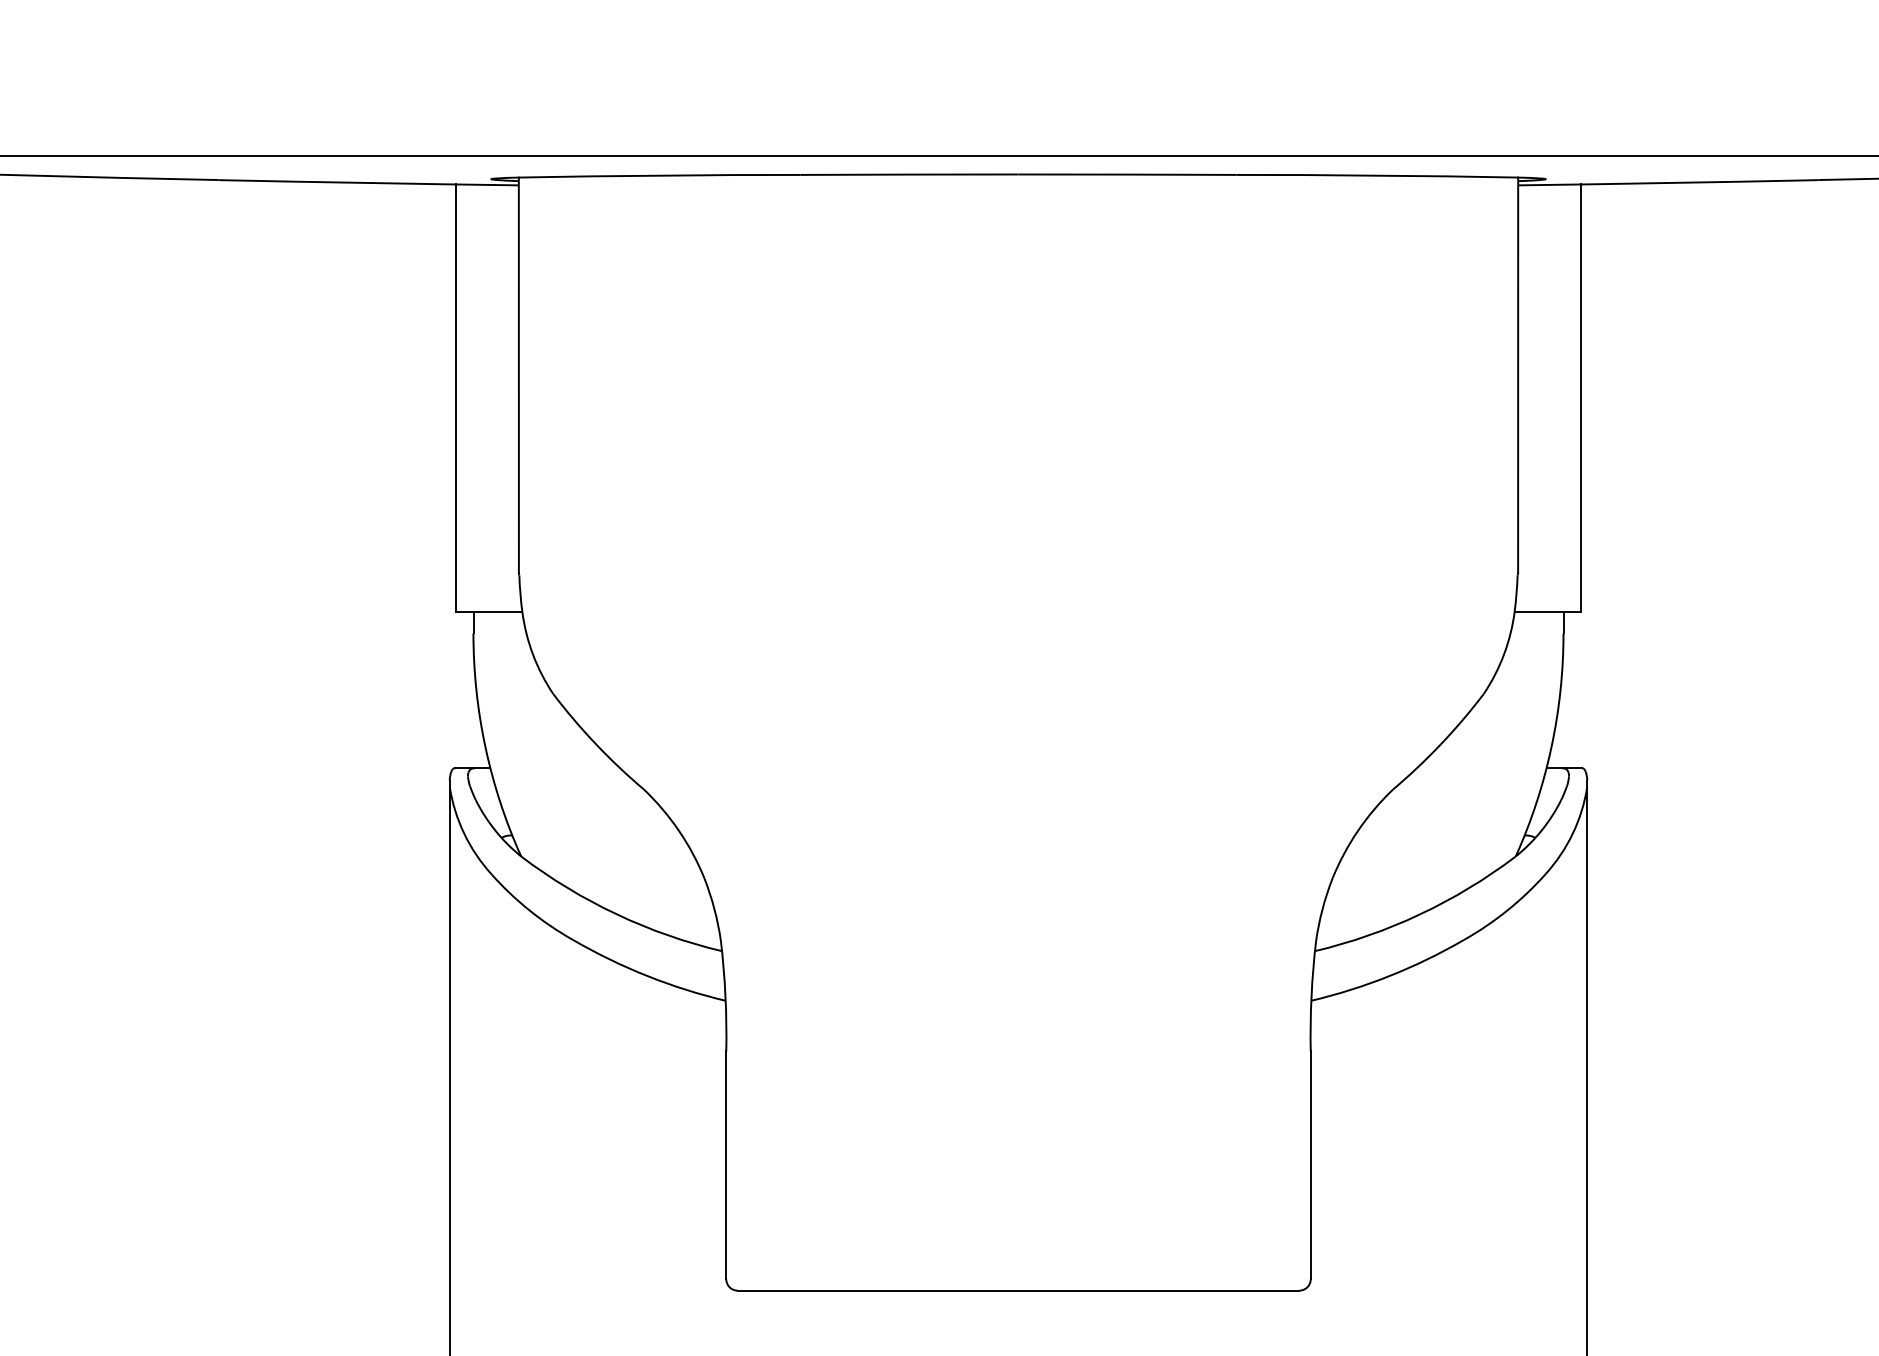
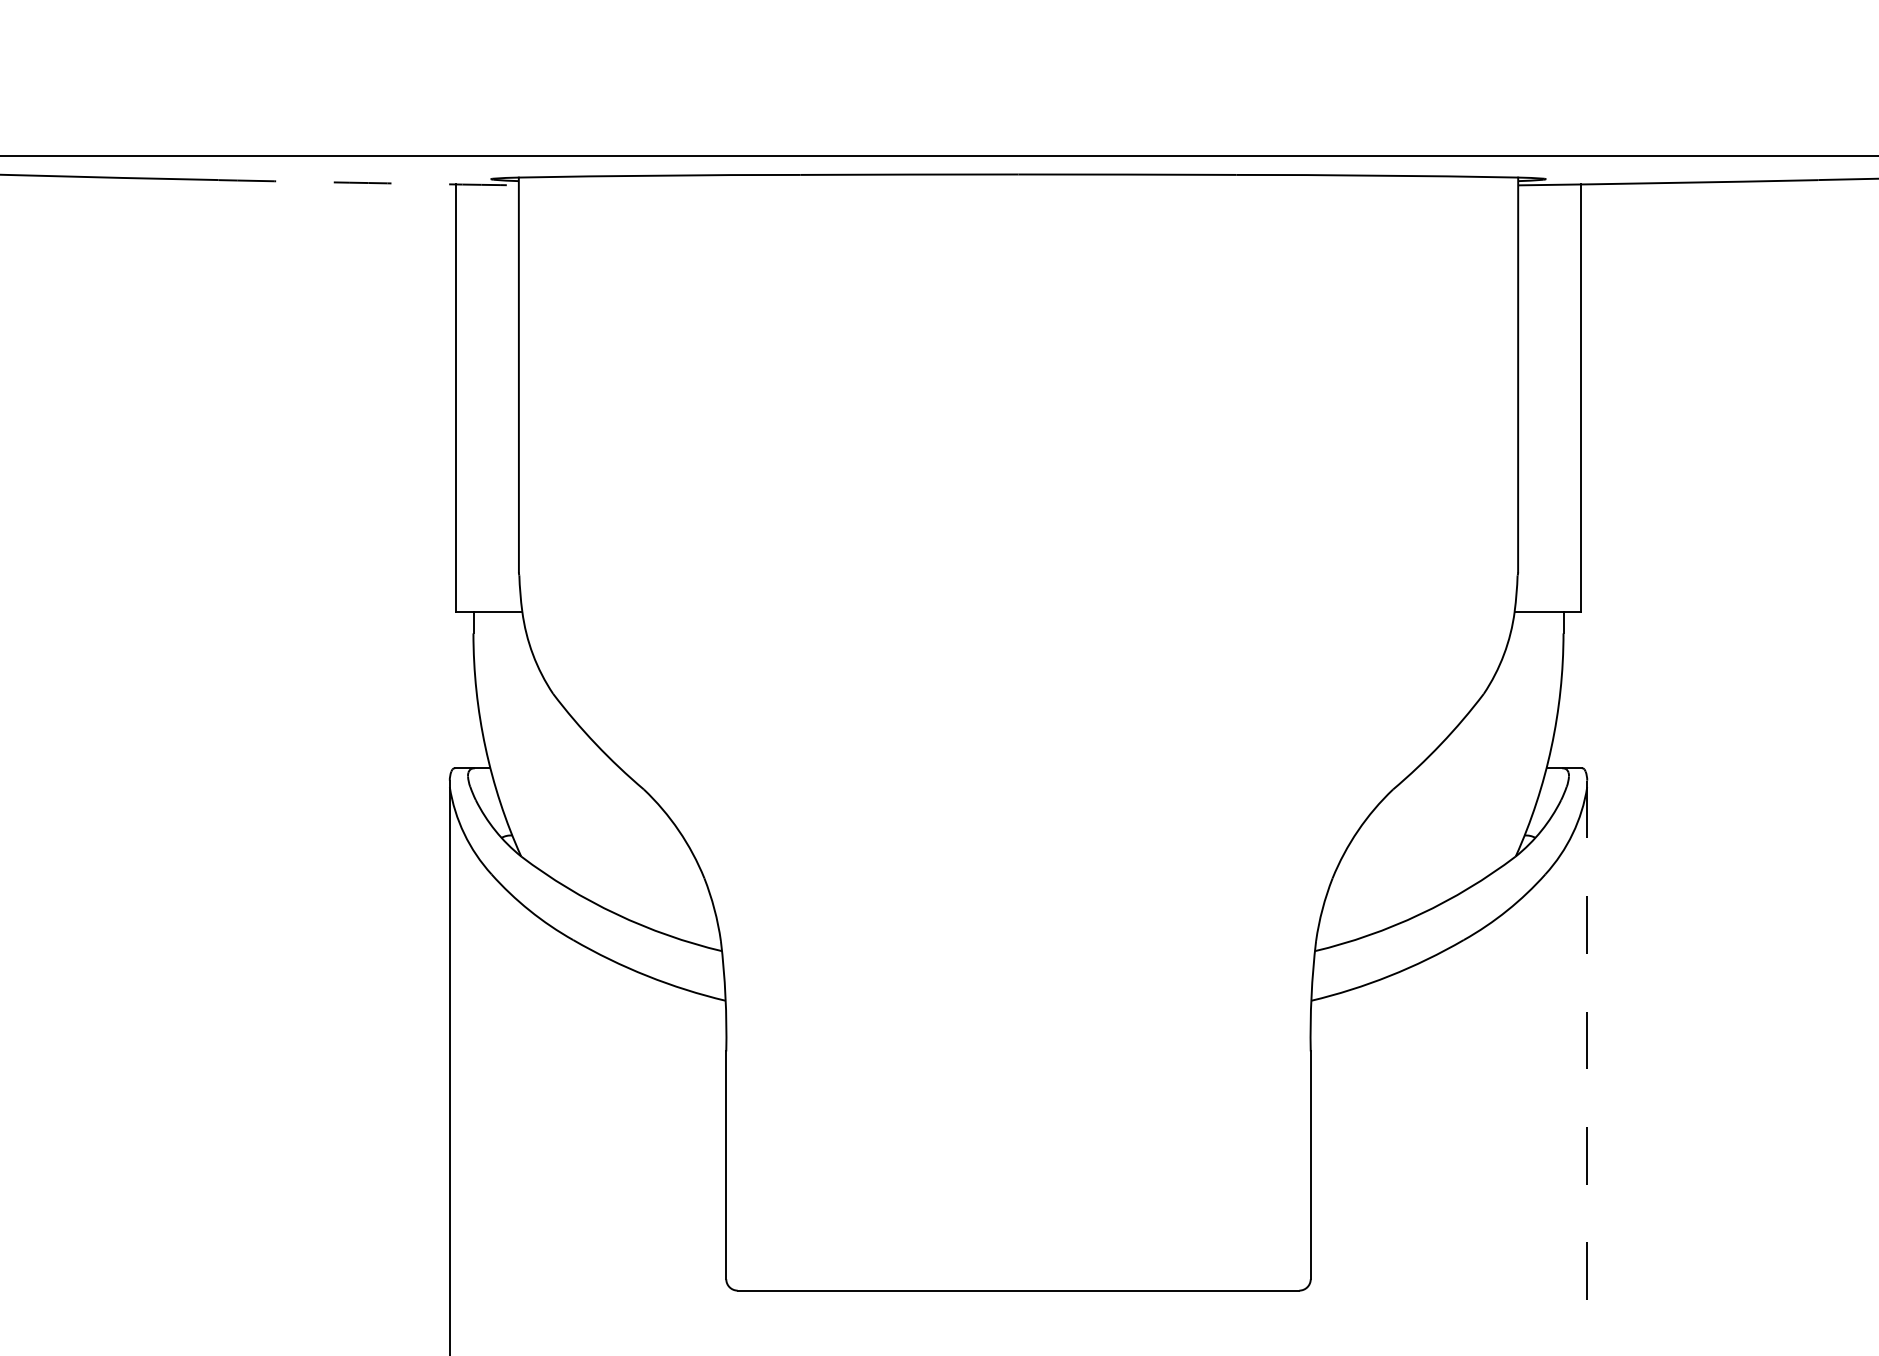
arc: solid -> dashed (368, 183)
line: solid -> dashed (1587, 1068)
